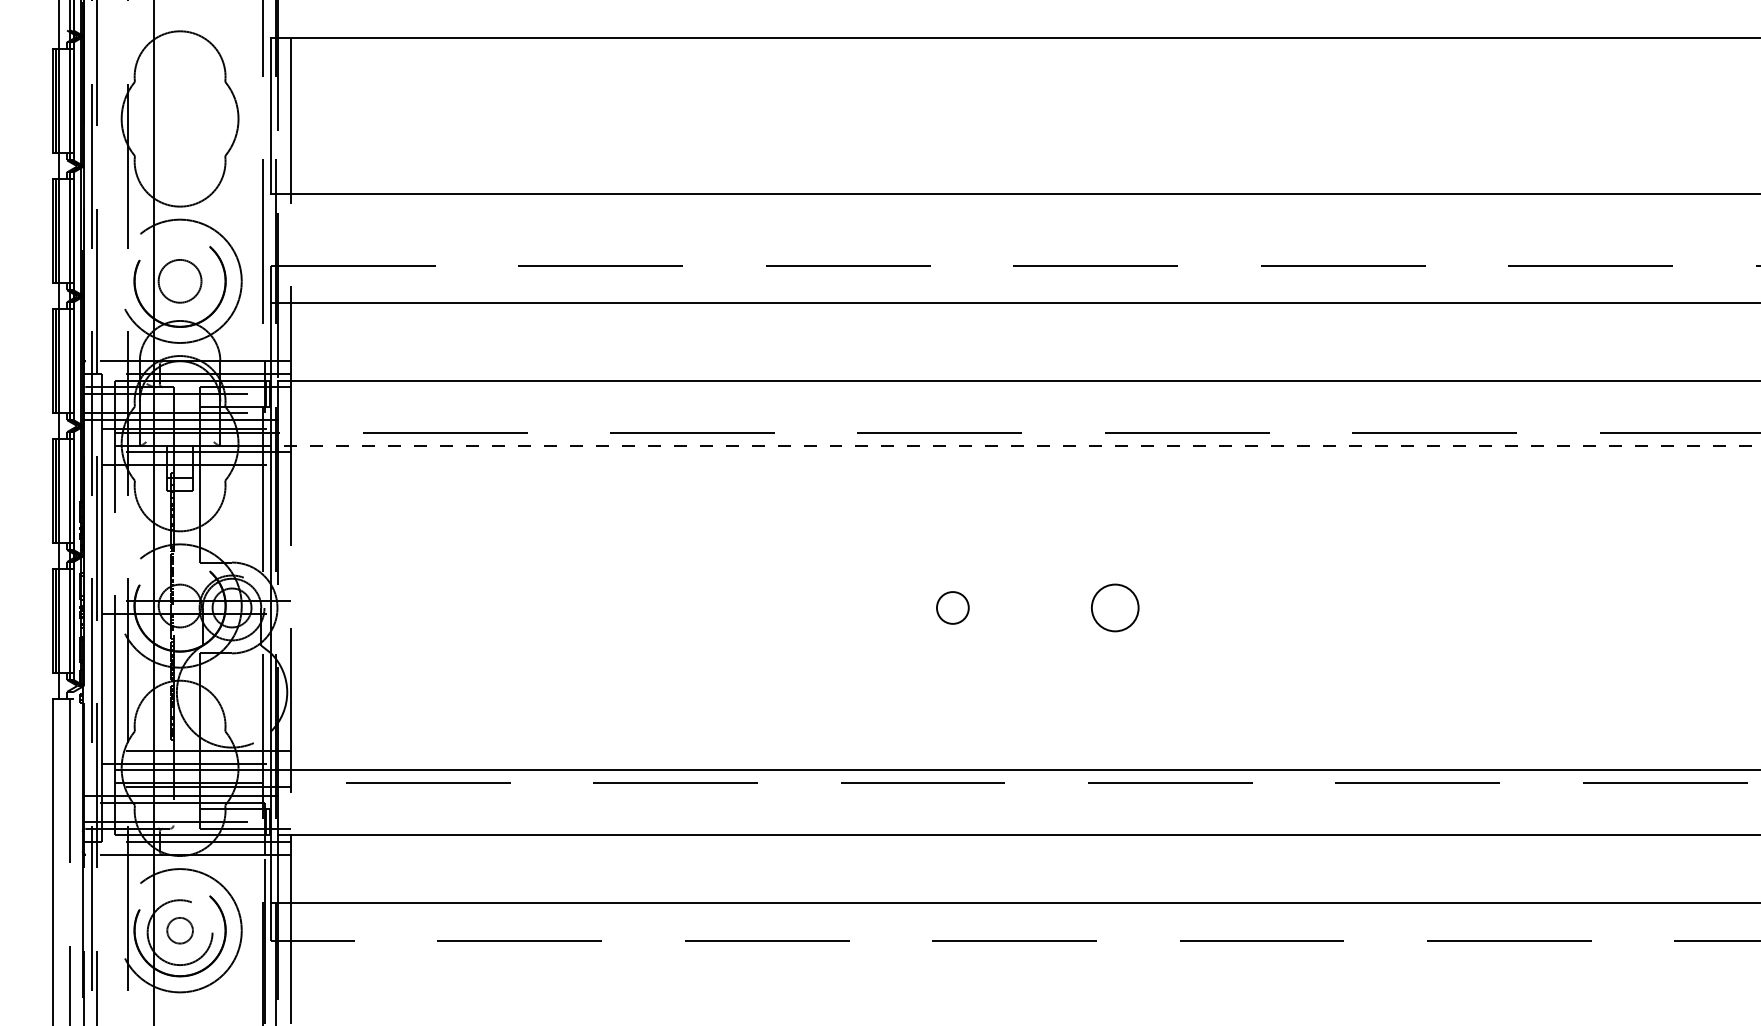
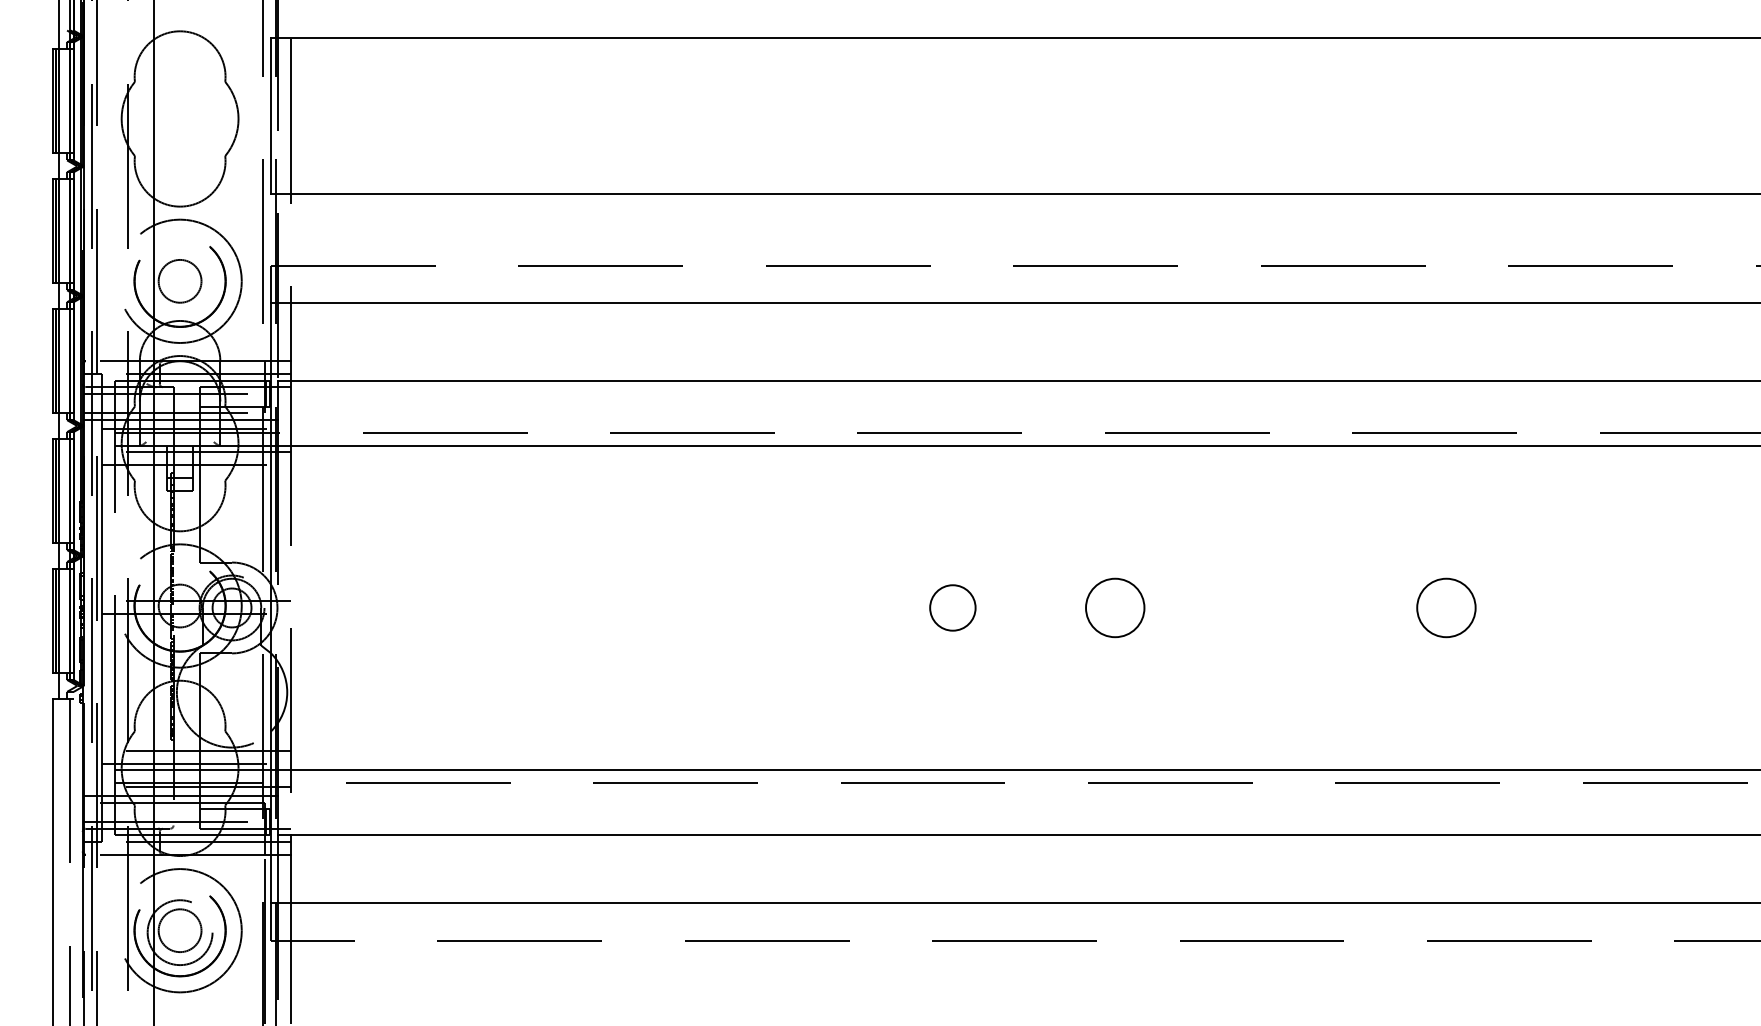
line: dashed -> solid (1015, 445)
circle diameter: 32 px -> 45 px (952, 607)
circle diameter: 47 px -> 58 px (1115, 607)
circle: none -> present (1446, 607)
circle diameter: 26 px -> 43 px (179, 930)
